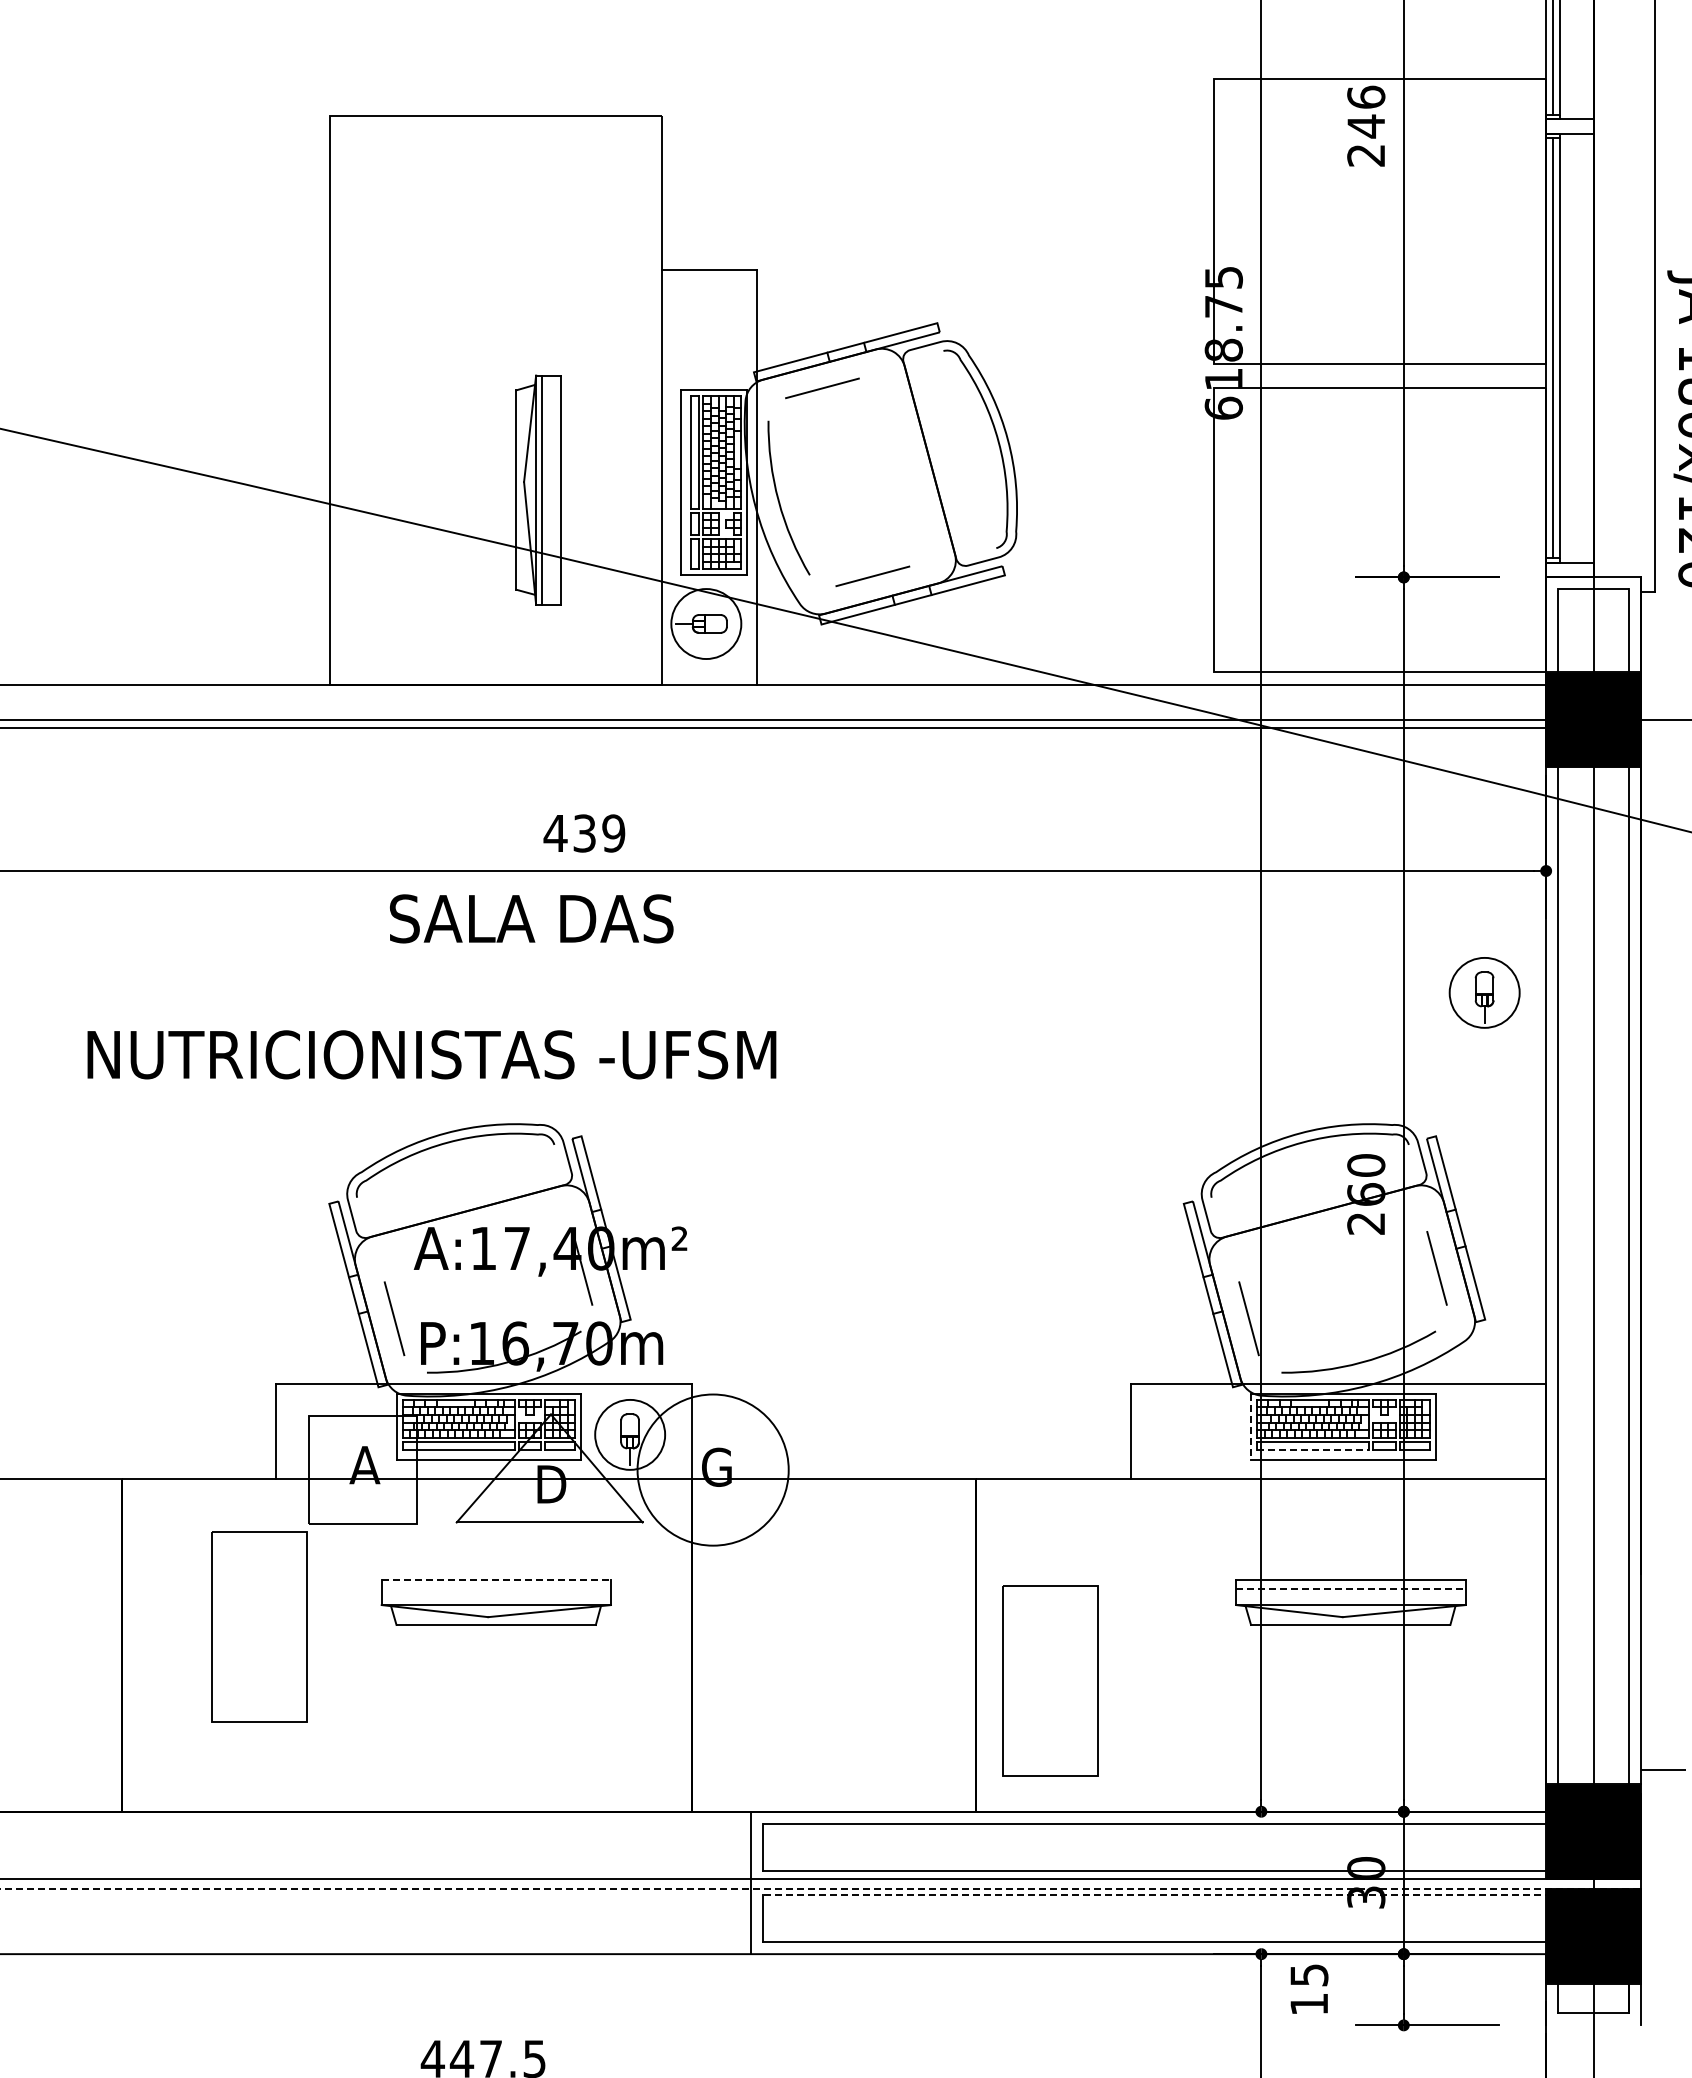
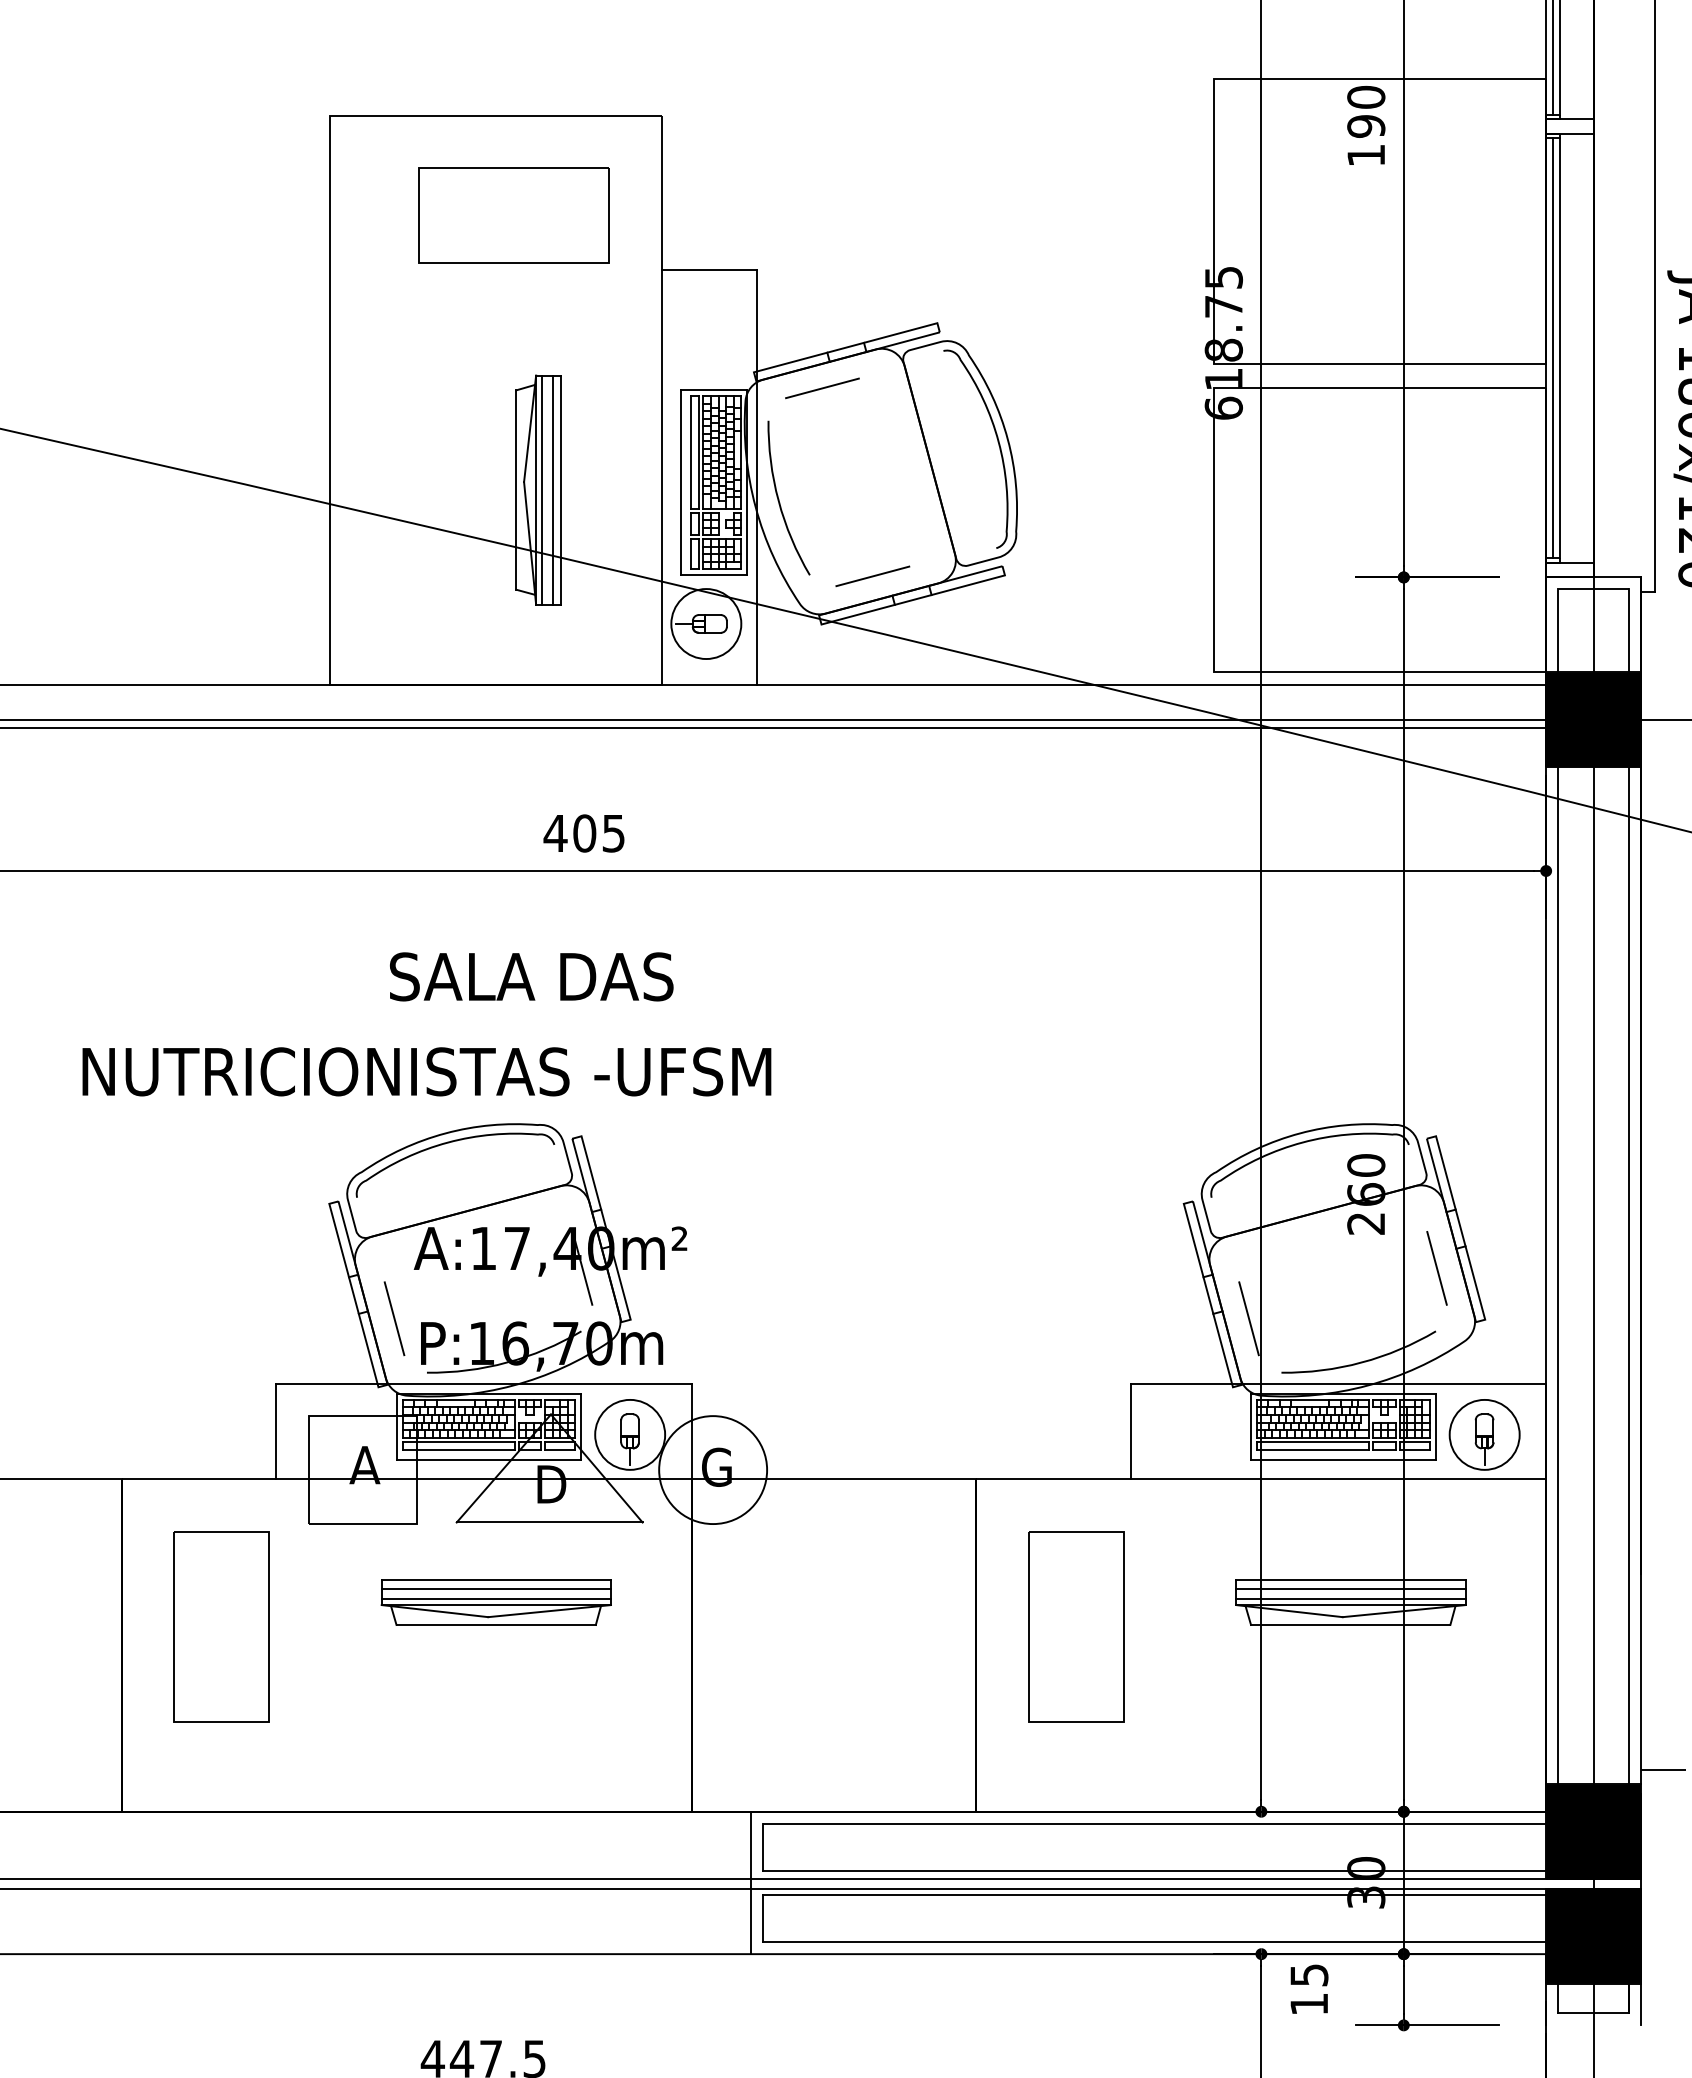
text: 246 -> 190 (1366, 125)
part: none -> present (513, 215)
line: none -> present (552, 489)
text: 439 -> 405 (599, 833)
text position: (531, 918) -> (531, 976) (531, 976)
part position: (1484, 992) -> (1484, 1434) (1484, 1434)
text position: (431, 1054) -> (426, 1071) (426, 1071)
line: dashed -> solid (1251, 1427)
line: dashed -> solid (1313, 1450)
circle diameter: 151 px -> 108 px (713, 1470)
line: dashed -> solid (496, 1580)
line: none -> present (496, 1588)
line: dashed -> solid (1350, 1588)
line: none -> present (496, 1598)
line: none -> present (1350, 1598)
part position: (259, 1626) -> (221, 1626) (221, 1626)
part position: (1050, 1680) -> (1076, 1626) (1076, 1626)
line: dashed -> solid (821, 1888)
line: dashed -> solid (1195, 1894)
